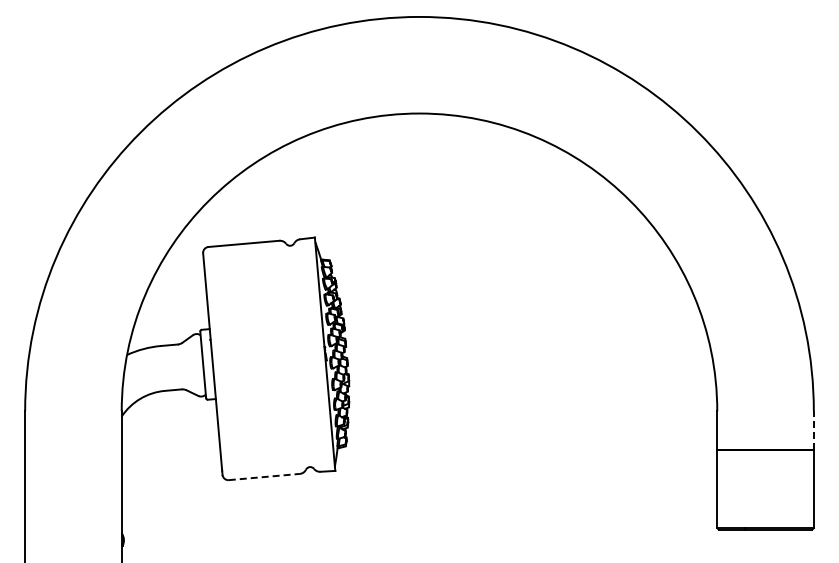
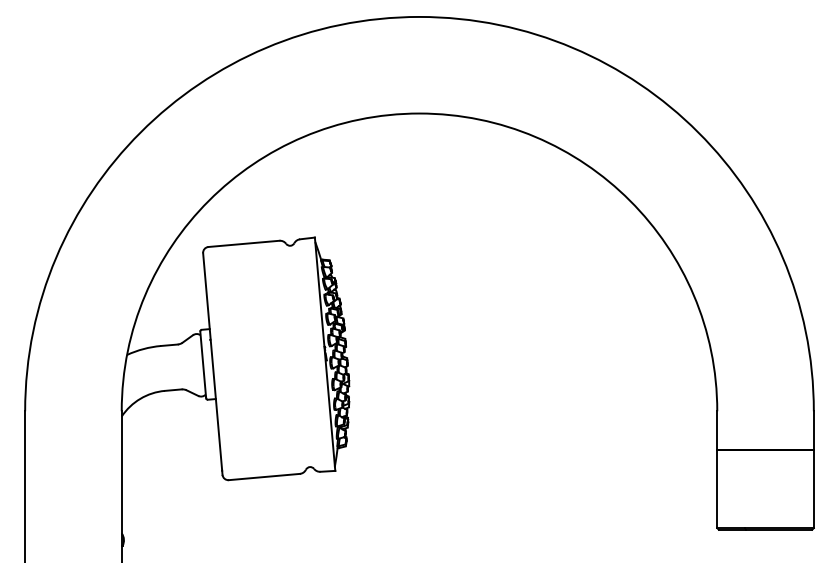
line: dashed -> solid (813, 430)
line: dashed -> solid (264, 477)
